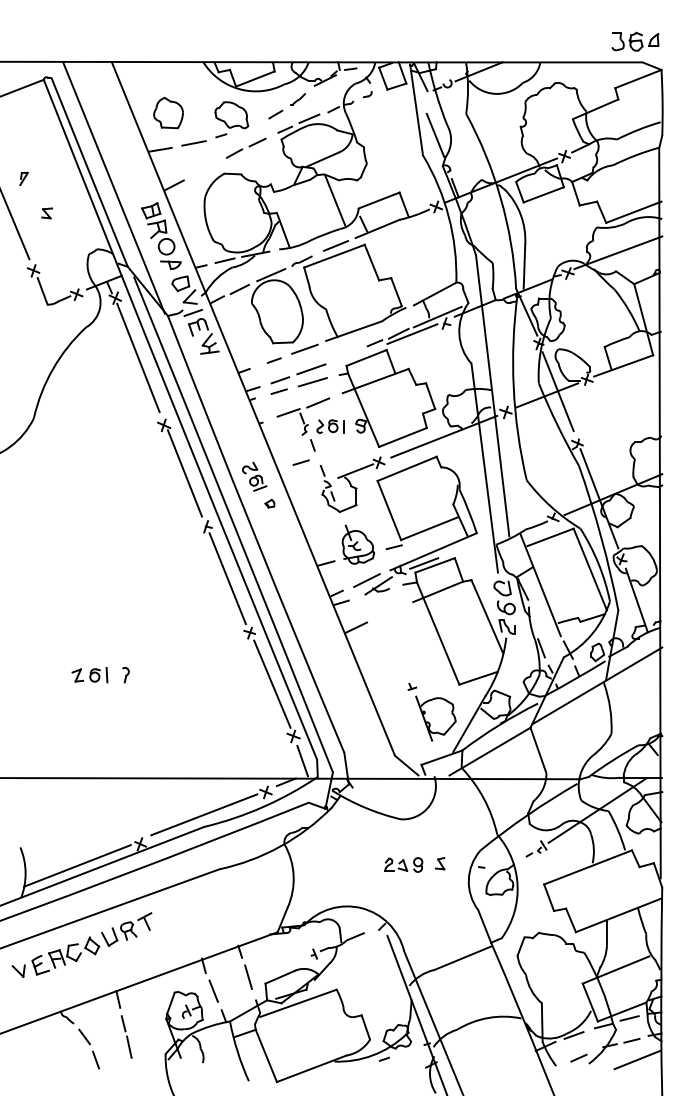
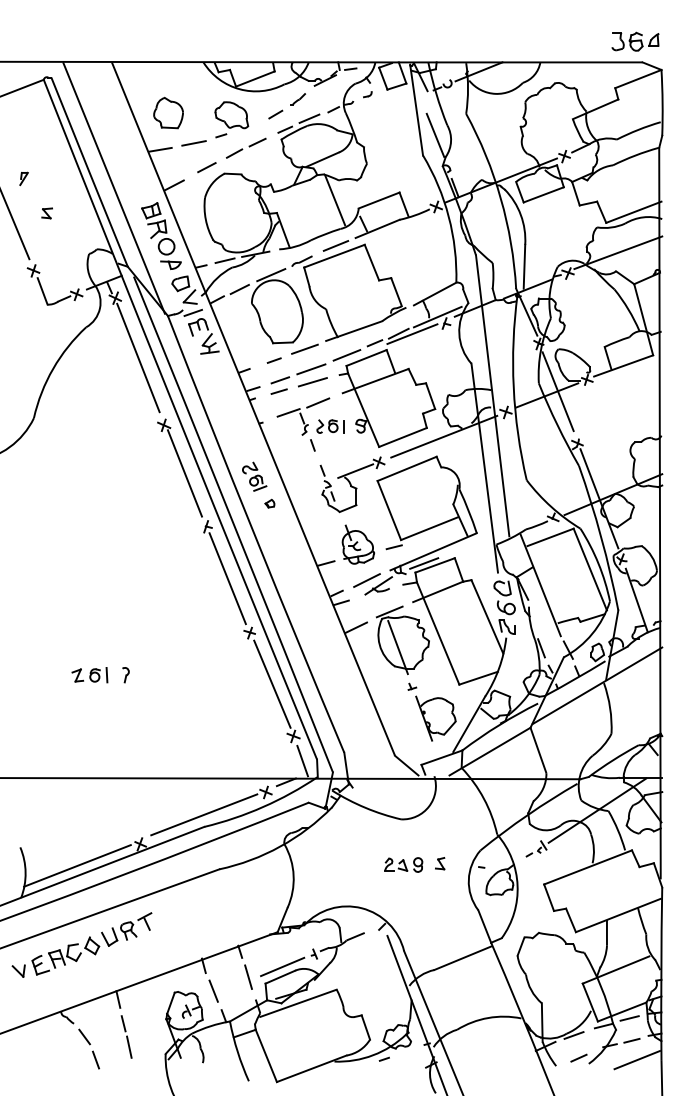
line: none -> present (206, 167)
line: none -> present (346, 355)
line: present -> none (300, 462)
part: none -> present (402, 639)
line: none -> present (282, 966)
